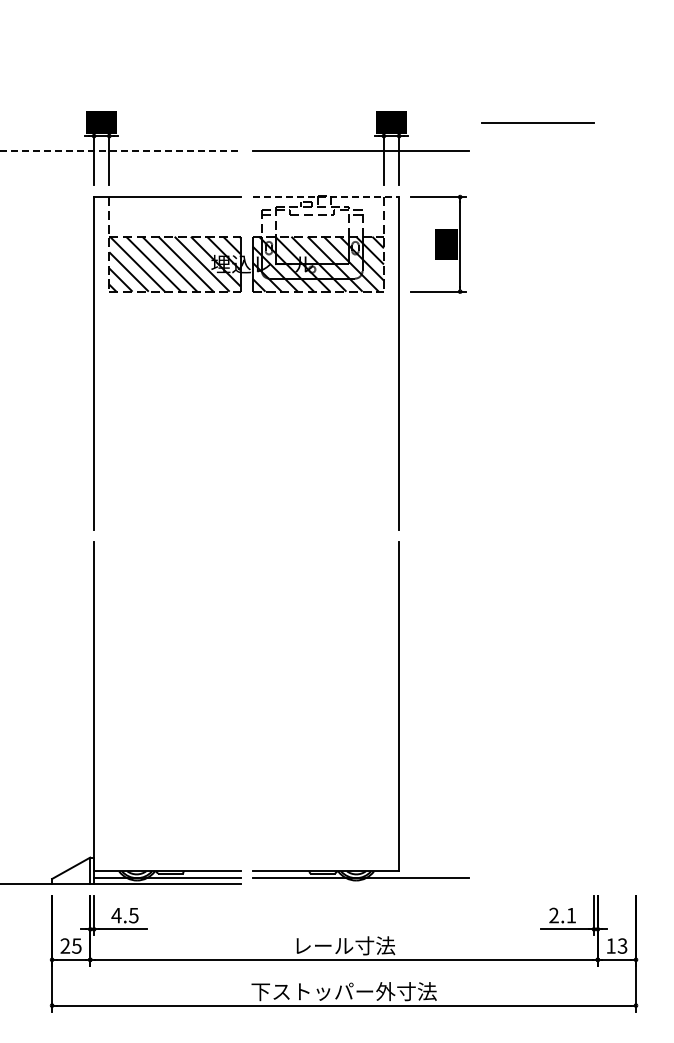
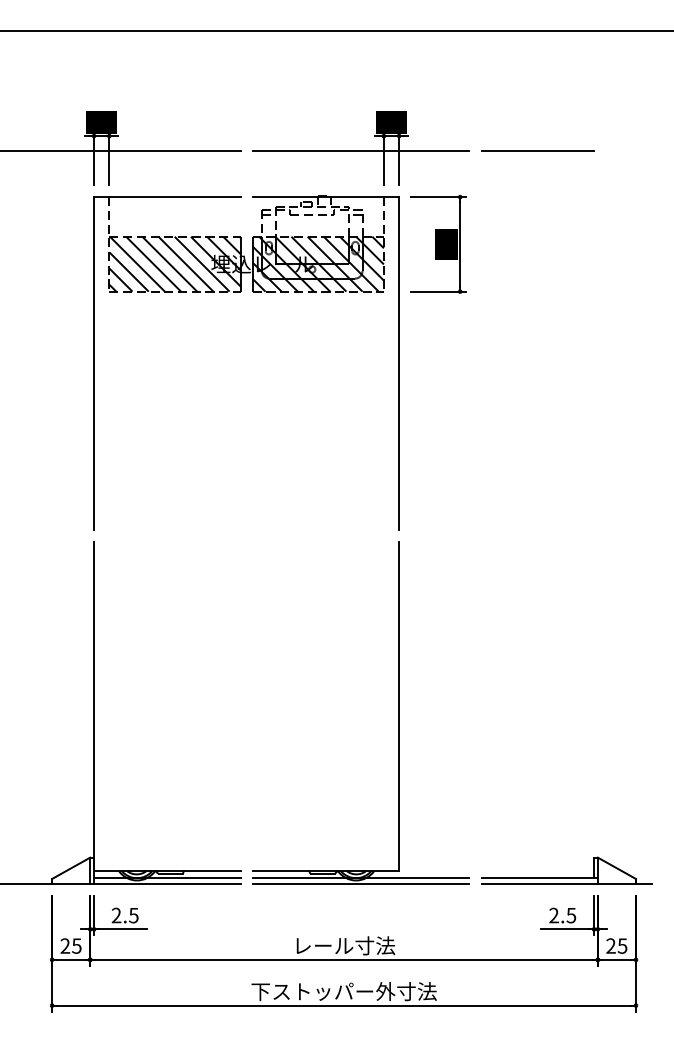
line: none -> present (336, 31)
line position: (537, 122) -> (537, 150) (537, 150)
line: dashed -> solid (120, 151)
line: dashed -> solid (326, 197)
part: none -> present (566, 877)
line: none -> present (360, 883)
text: 4.5 -> 2.5 (116, 915)
text: 2.1 -> 2.5 (571, 915)
text: 13 -> 25 (616, 945)
